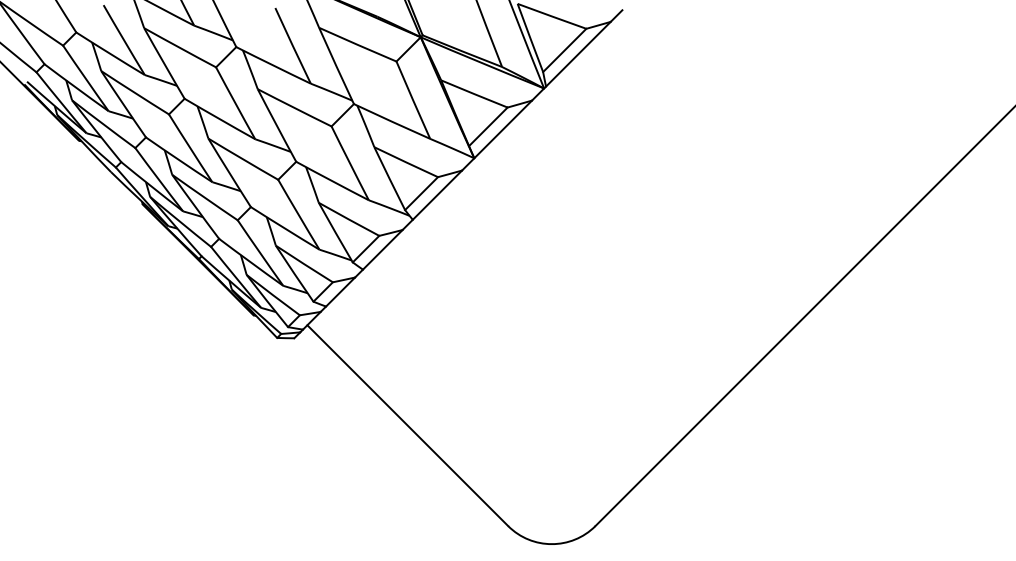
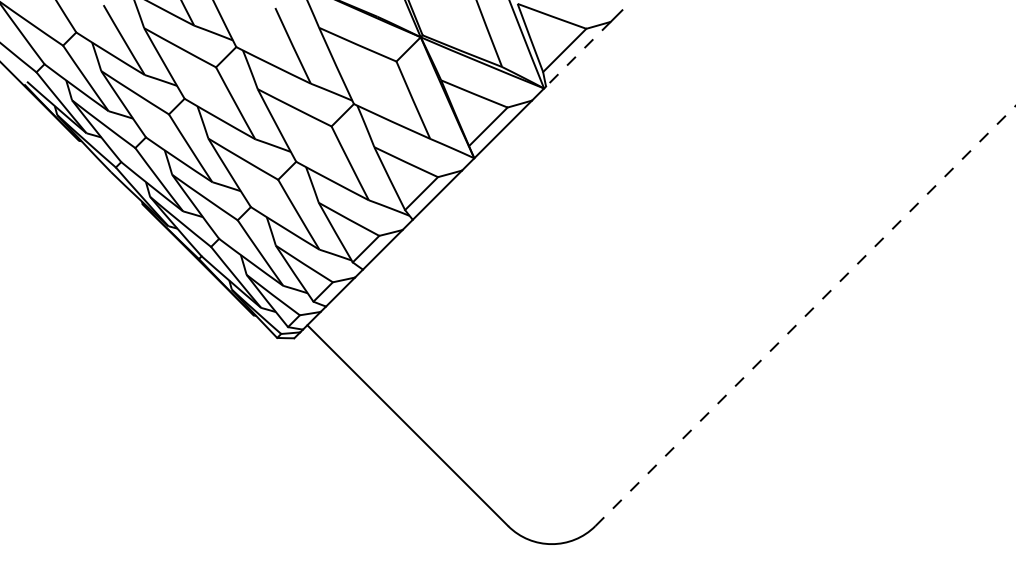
line: solid -> dashed (578, 54)
line: solid -> dashed (805, 316)
